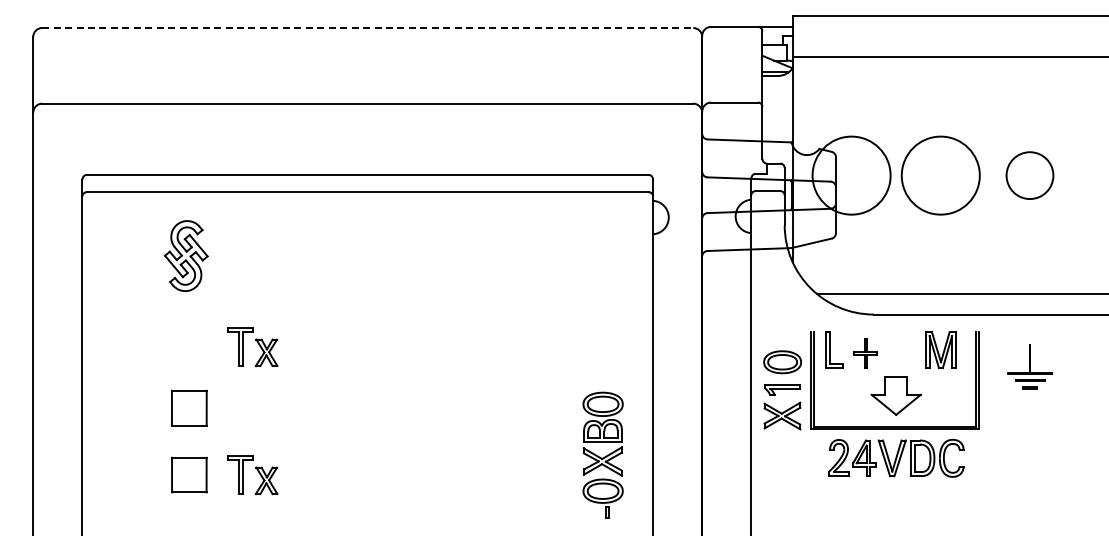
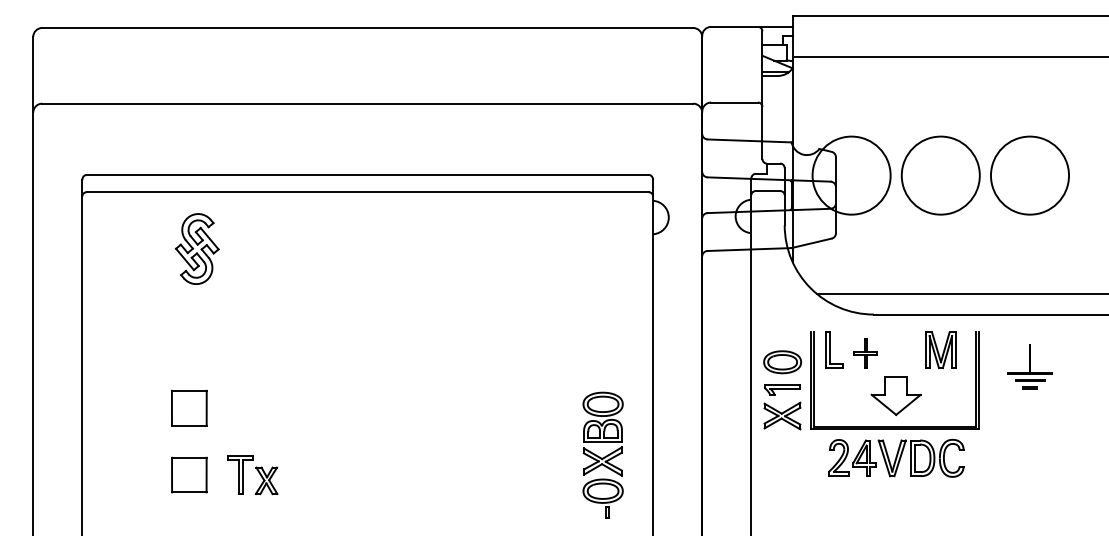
line: dashed -> solid (367, 28)
circle diameter: 47 px -> 78 px (1029, 175)
part position: (185, 255) -> (196, 248) (196, 248)
part: present -> none (257, 343)
